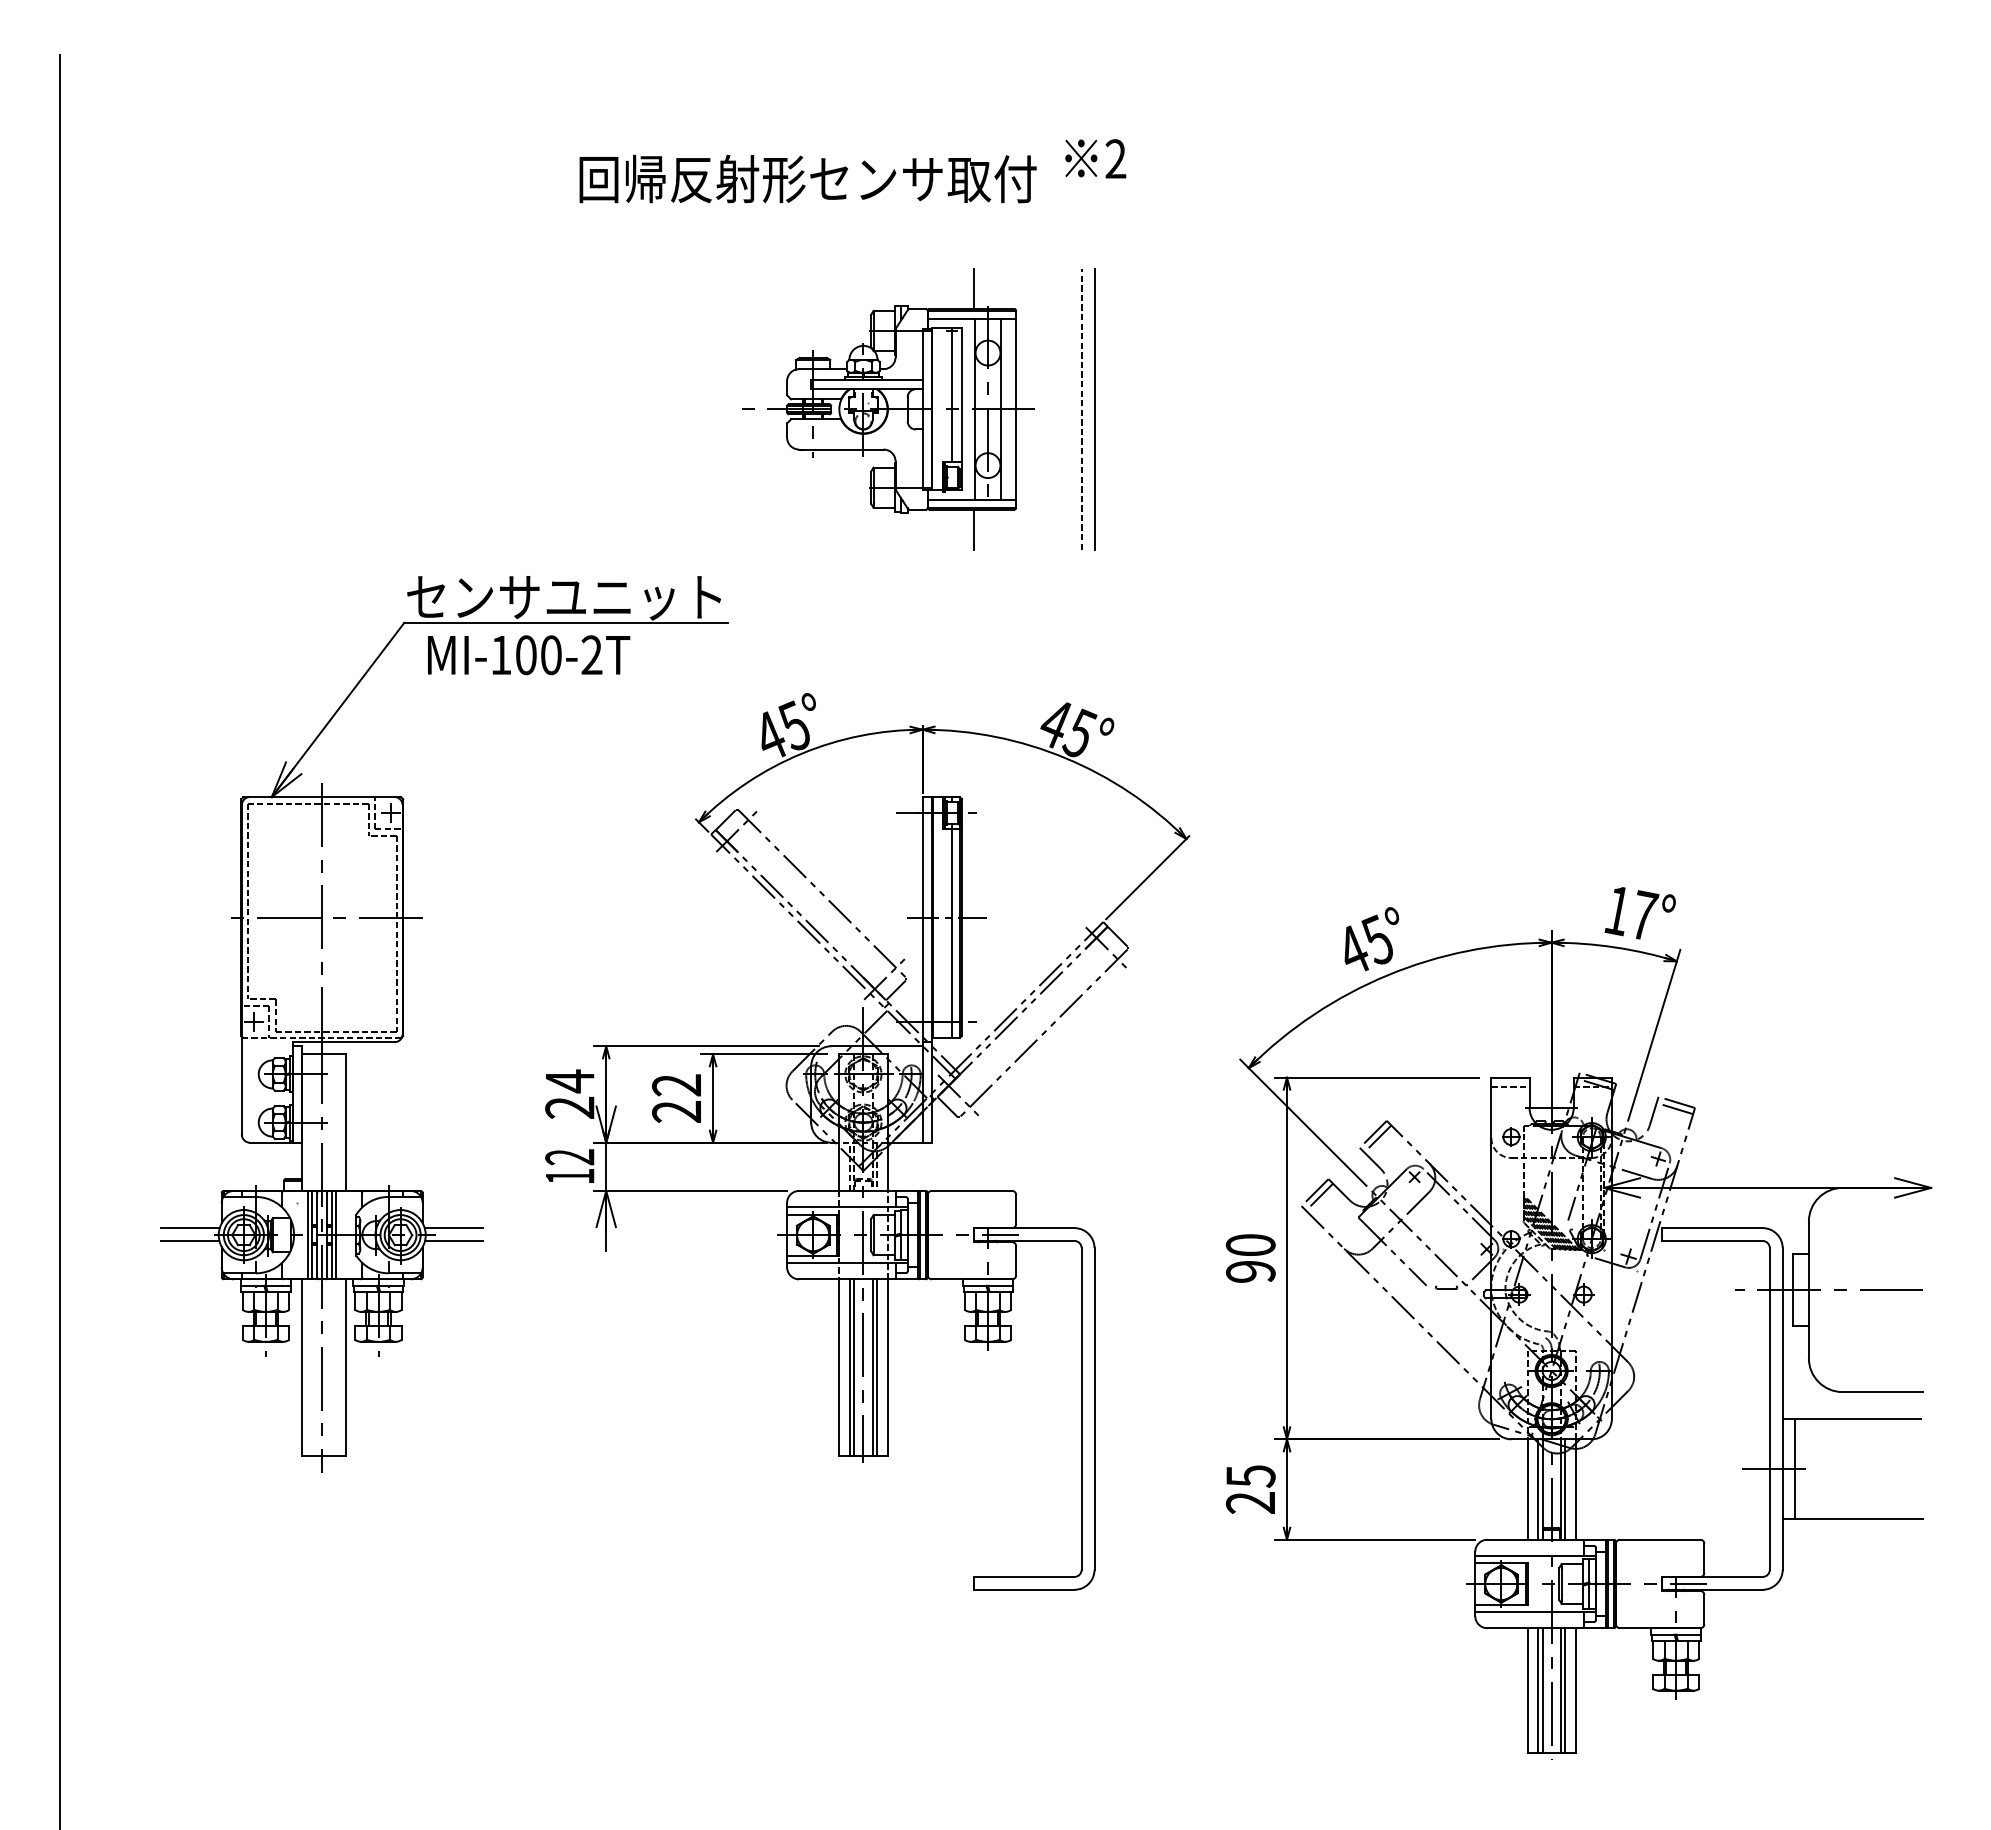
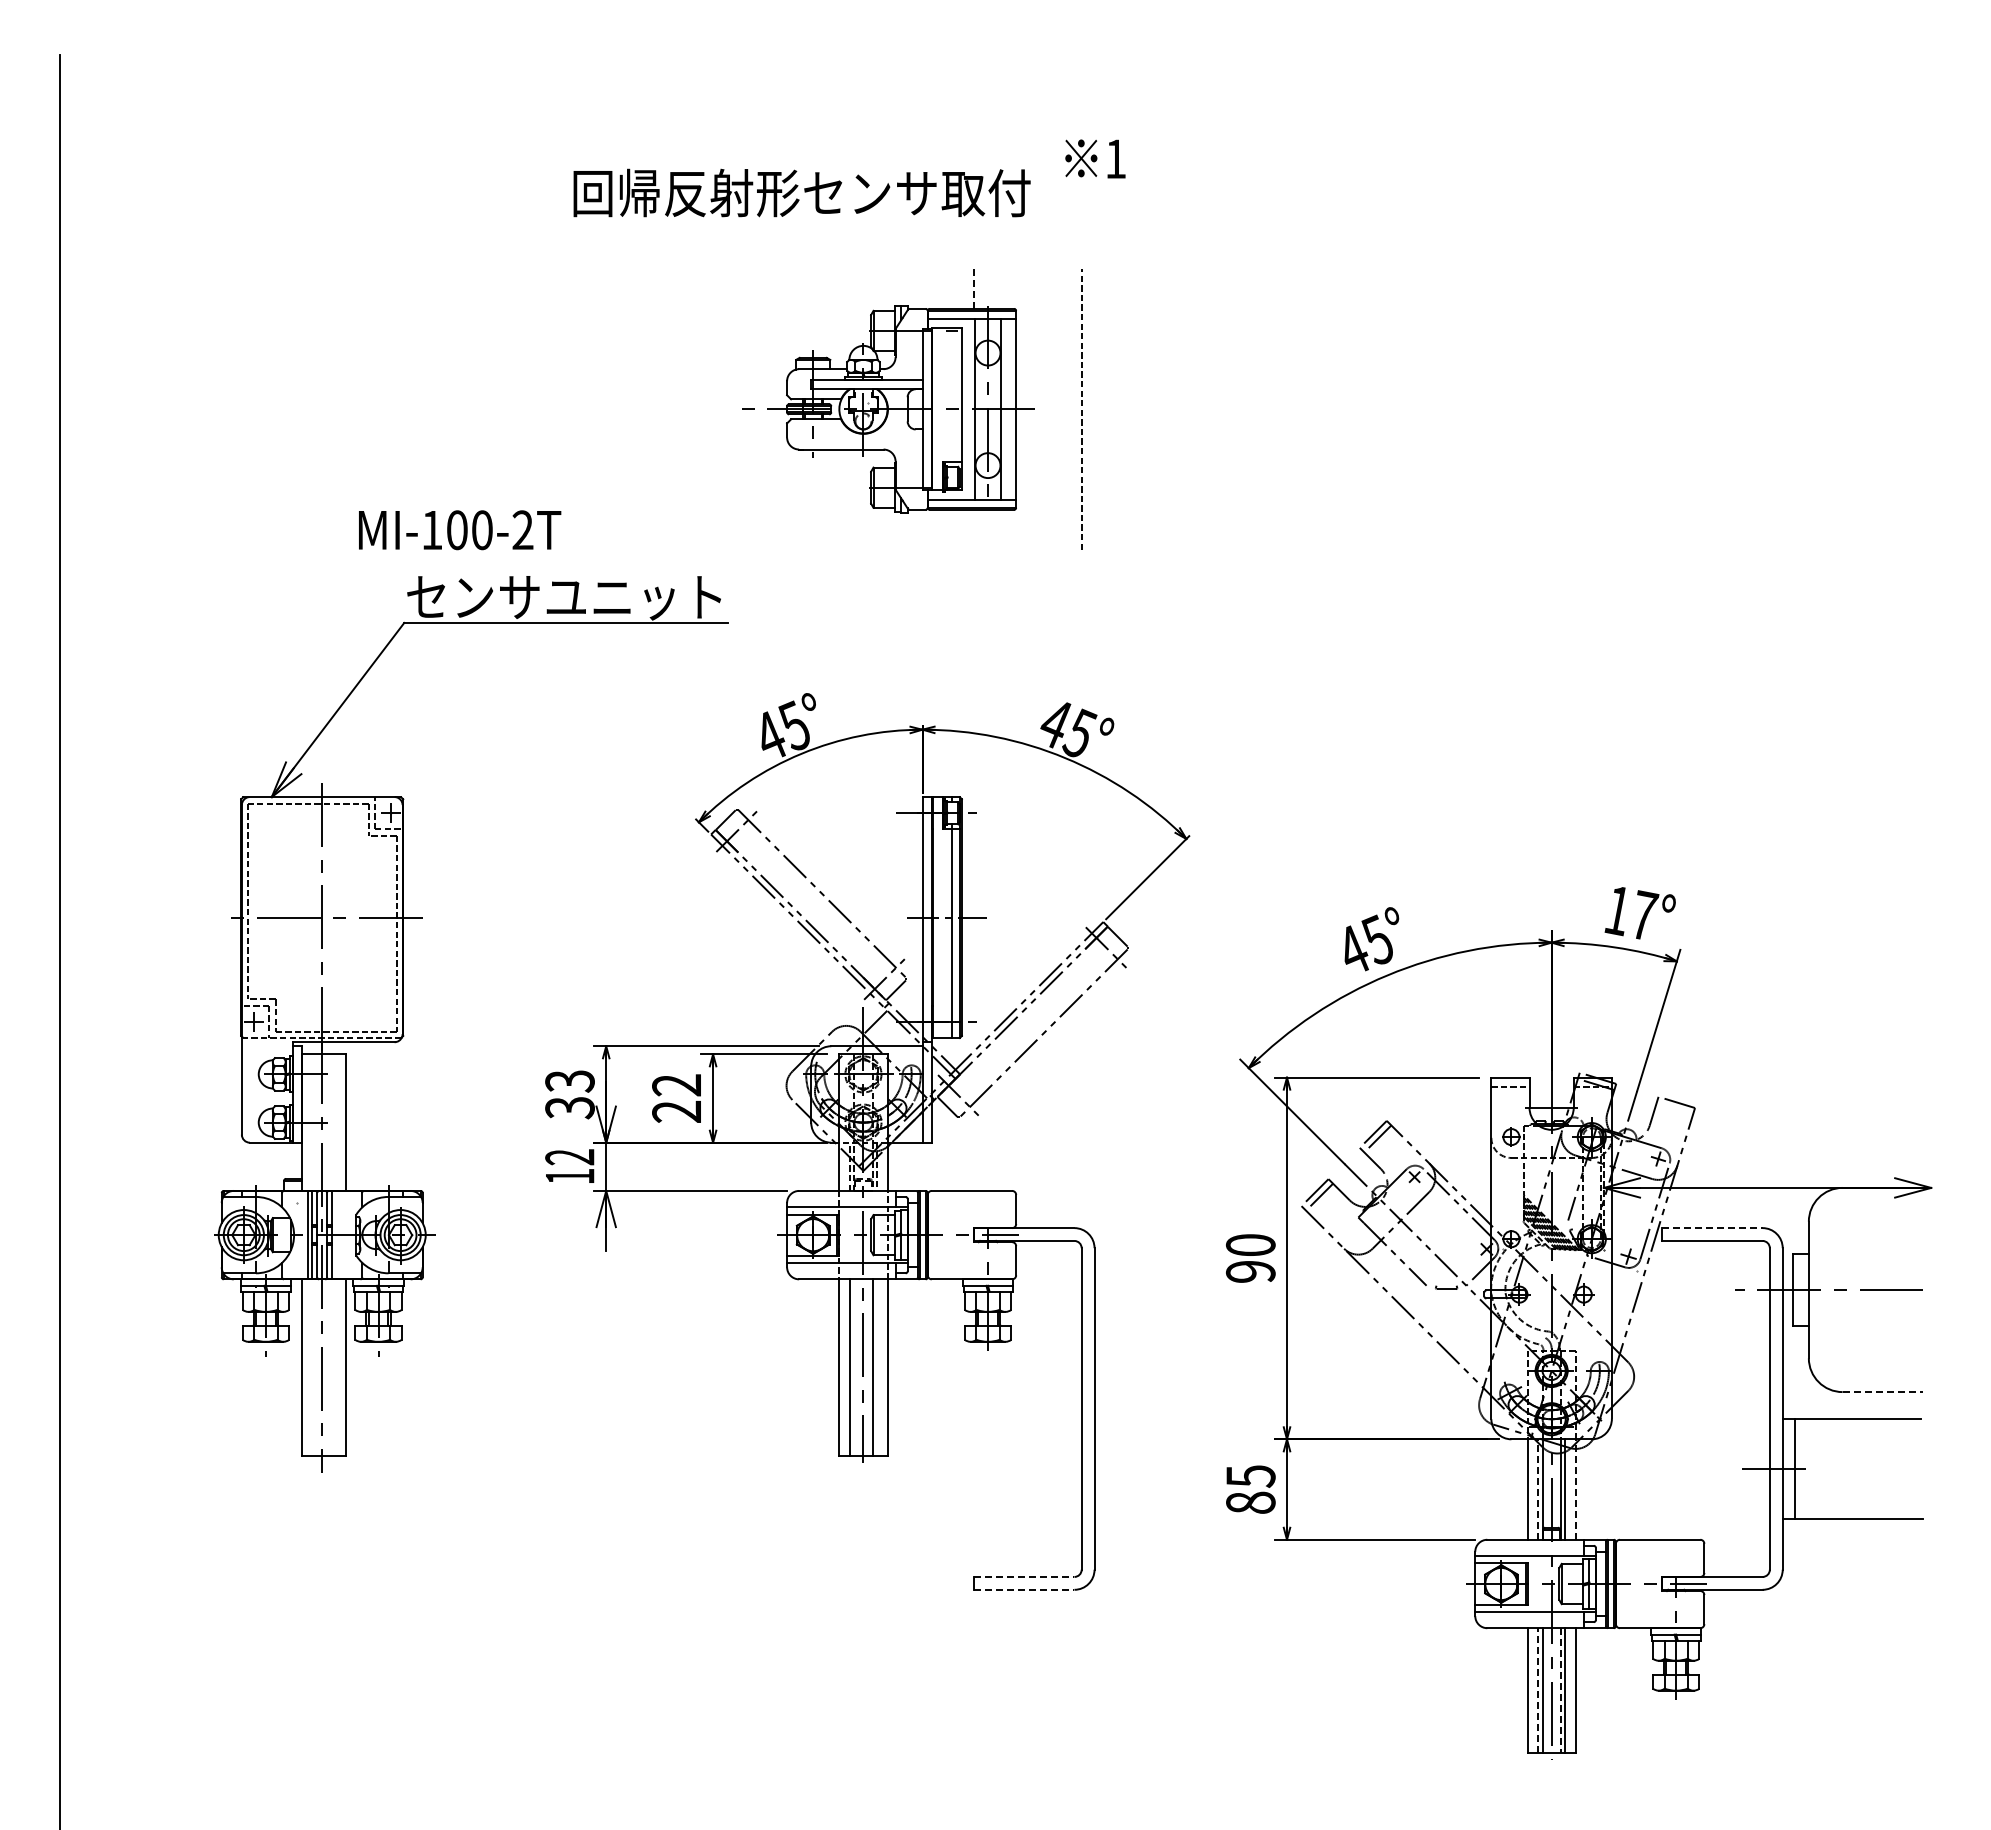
text: 2 -> 1 (1115, 158)
text position: (807, 178) -> (801, 192) (801, 192)
line: solid -> dashed (973, 288)
line: present -> none (951, 395)
line: present -> none (1094, 409)
line: present -> none (973, 529)
text position: (529, 655) -> (460, 530) (460, 530)
text: 24 -> 33 (569, 1094)
line: present -> none (1674, 1108)
line: present -> none (190, 1228)
line: present -> none (453, 1228)
line: solid -> dashed (1712, 1228)
line: present -> none (336, 1234)
line: present -> none (190, 1240)
line: present -> none (454, 1240)
line: present -> none (854, 1367)
line: present -> none (876, 1367)
line: solid -> dashed (1883, 1392)
line: solid -> dashed (1538, 1489)
line: solid -> dashed (1575, 1489)
text: 25 -> 85 (1250, 1502)
line: solid -> dashed (1024, 1576)
line: solid -> dashed (1024, 1589)
line: solid -> dashed (1538, 1689)
line: solid -> dashed (1560, 1690)
